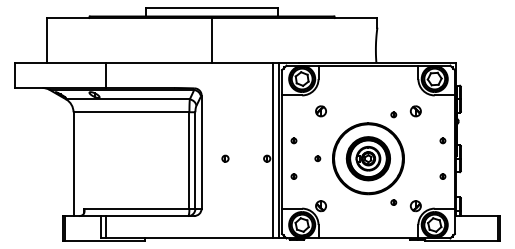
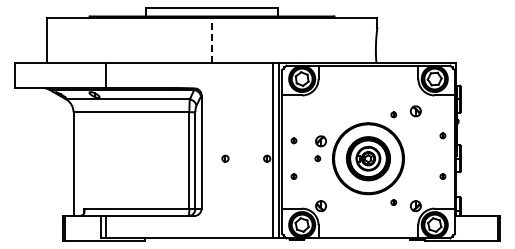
line: solid -> dashed (212, 39)
part position: (320, 111) -> (320, 141) (320, 141)
part position: (442, 140) -> (442, 135) (442, 135)
